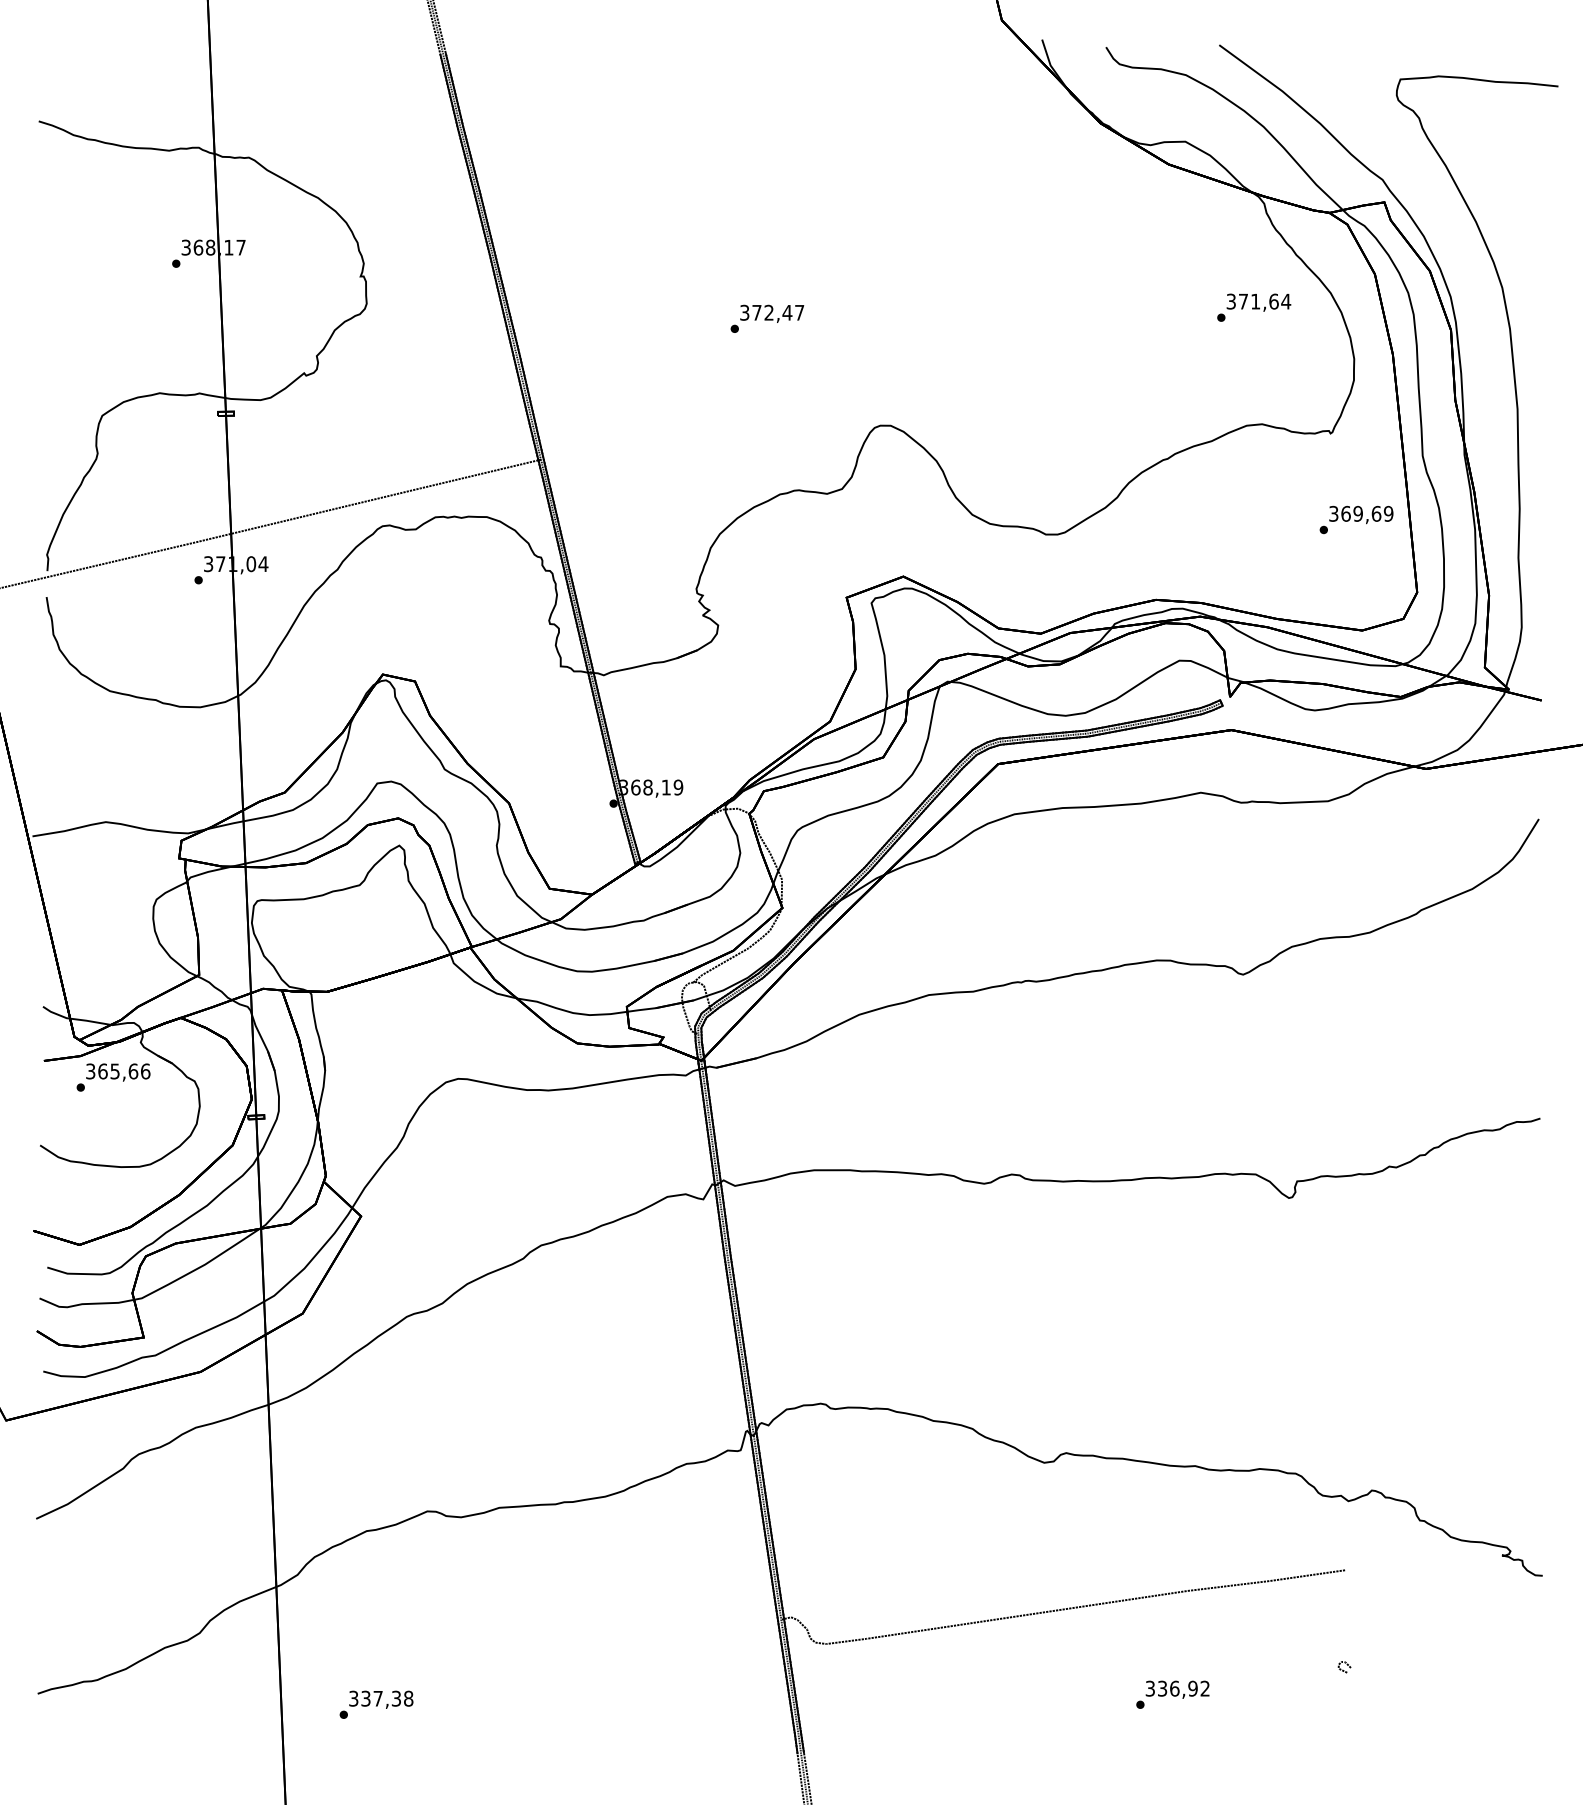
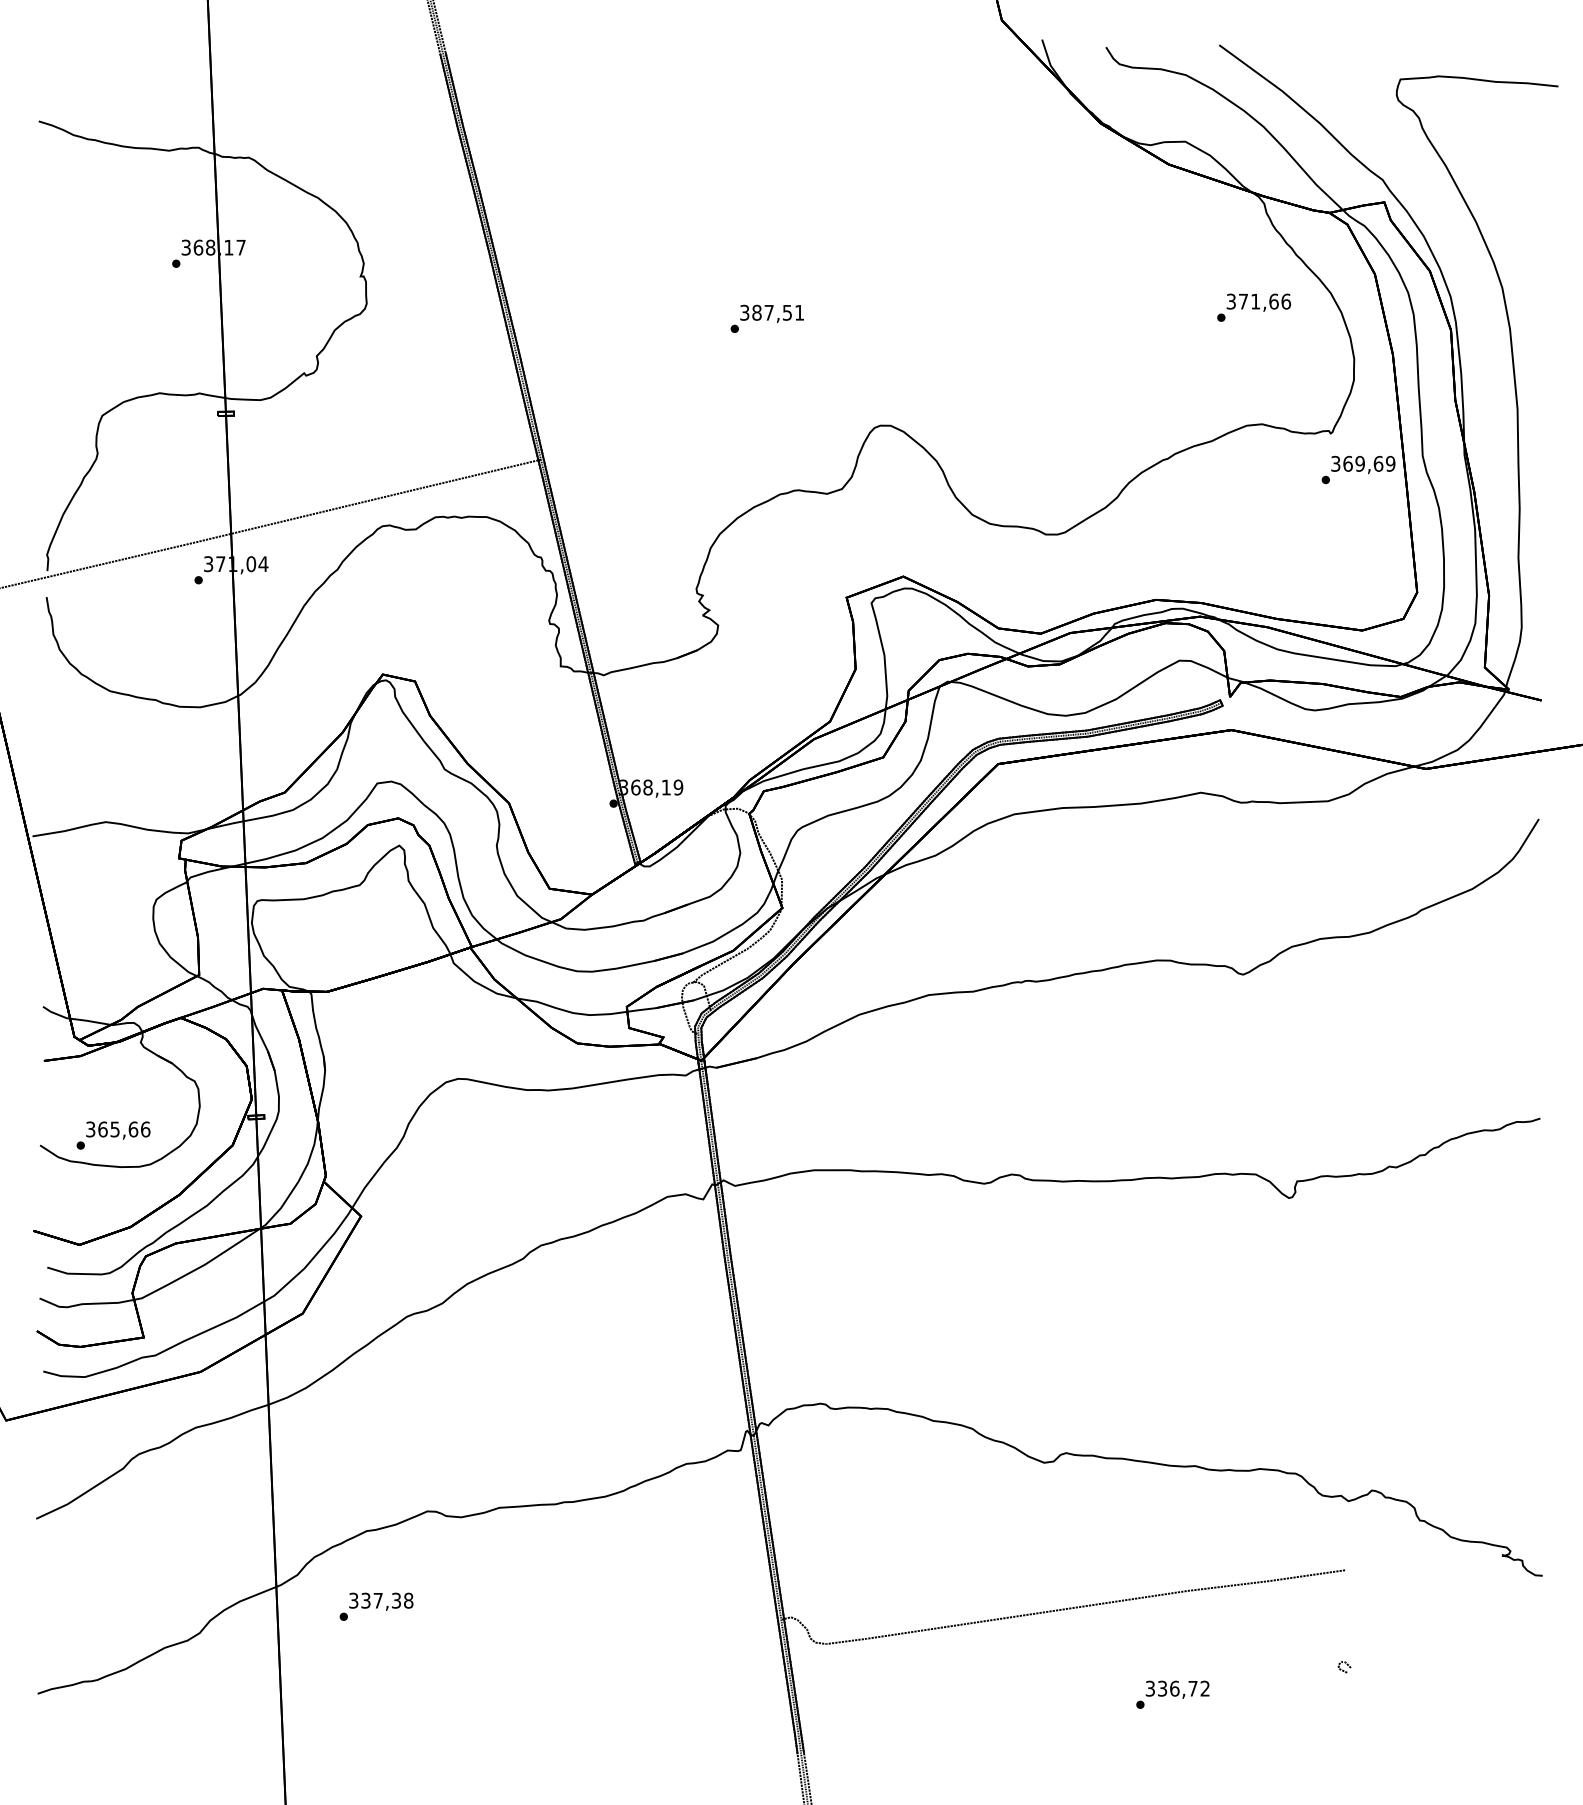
text: 371,64 -> 371,66 (1286, 301)
text: 372,47 -> 387,51 (778, 312)
text position: (1356, 519) -> (1358, 469) (1358, 469)
text position: (113, 1077) -> (113, 1135) (113, 1135)
text: 336,92 -> 336,72 (1192, 1688)
text position: (376, 1704) -> (376, 1606) (376, 1606)
